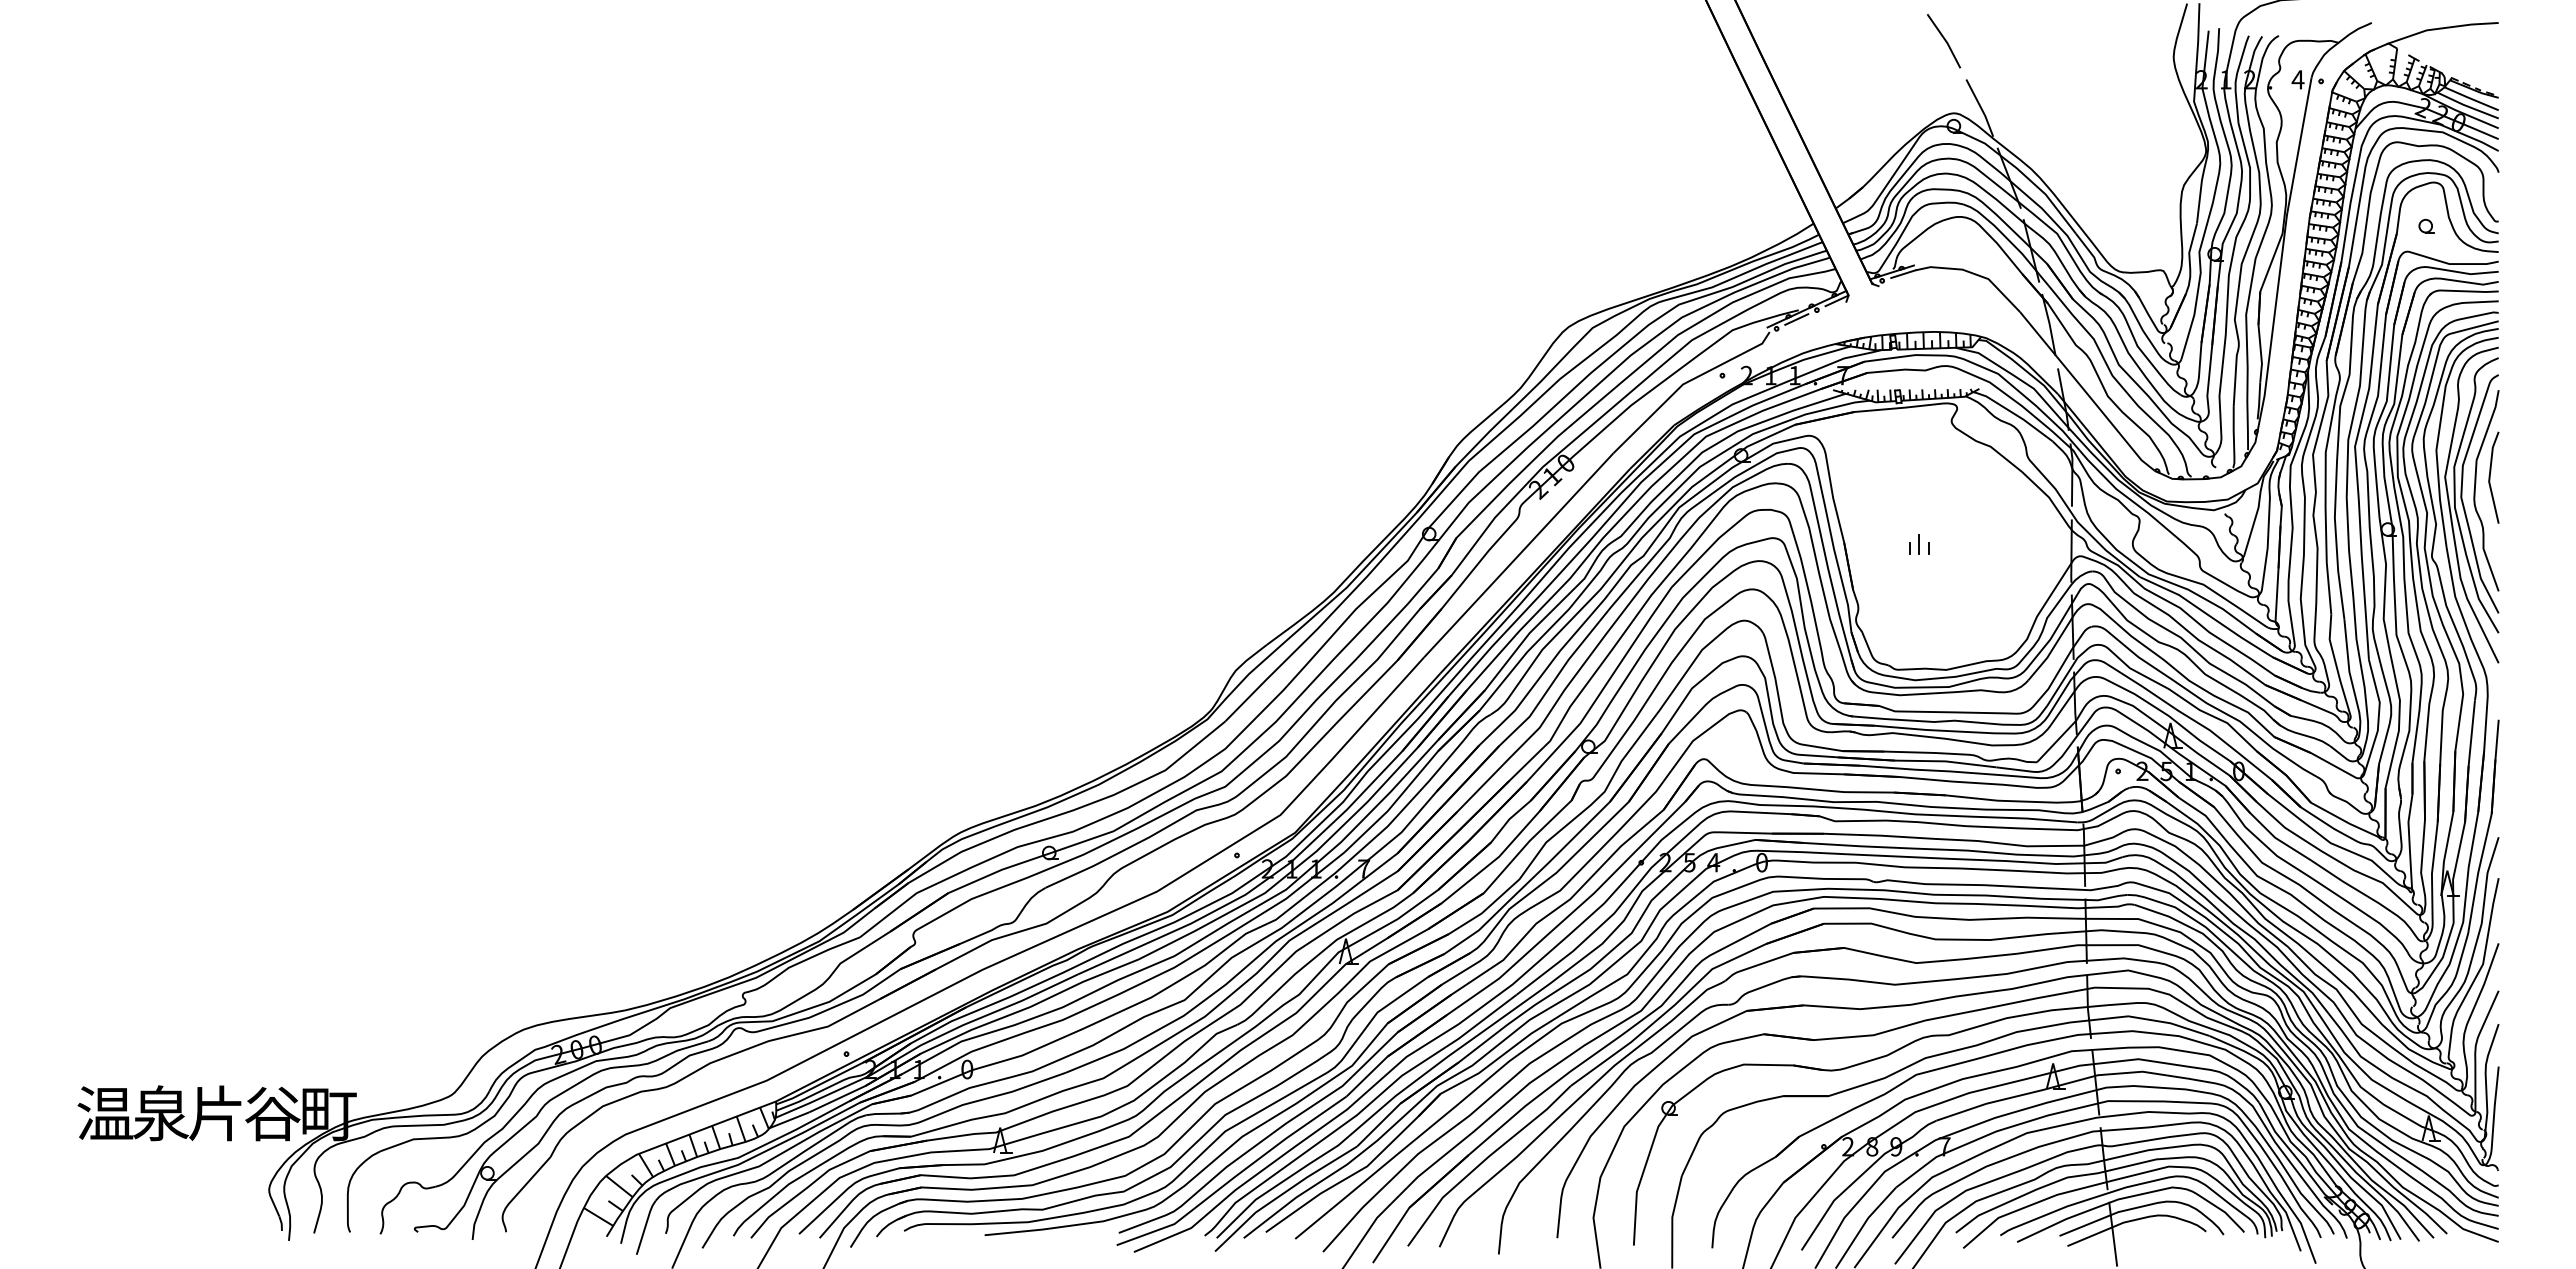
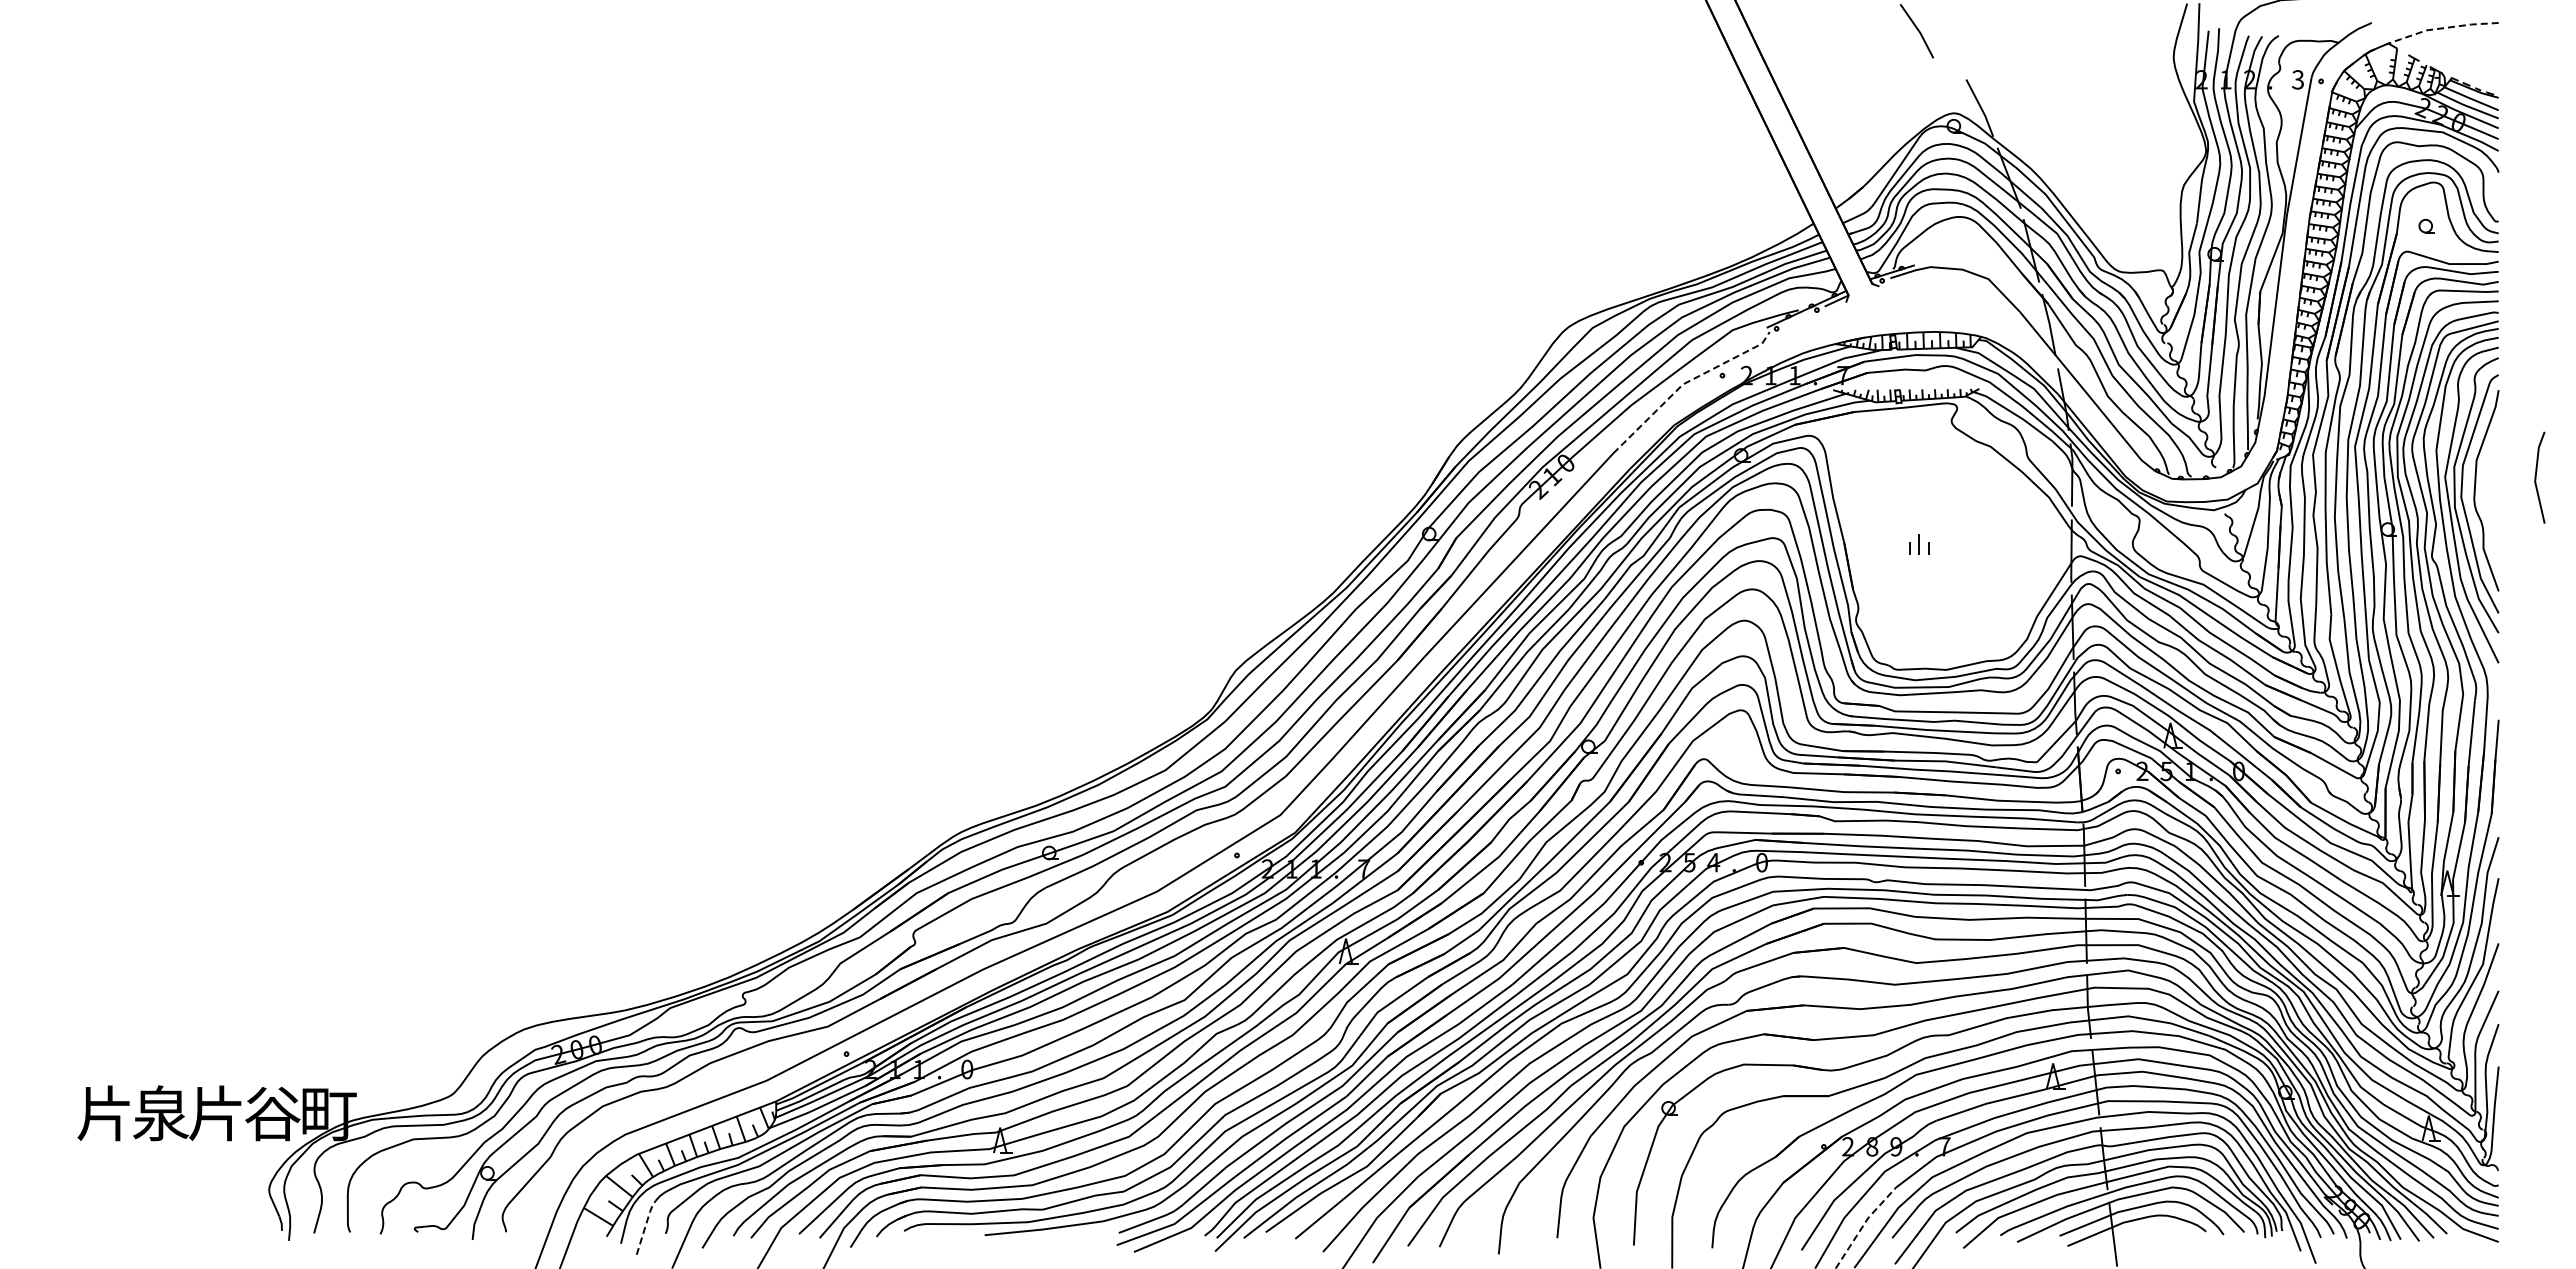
line: solid -> dashed (2442, 28)
line position: (1944, 40) -> (1917, 30) (1917, 30)
text: 4 -> 3 (2297, 79)
line: present -> none (1796, 319)
line: solid -> dashed (1685, 383)
line position: (2490, 477) -> (2536, 477) (2536, 477)
text: 温 -> 片 (105, 1113)
line: solid -> dashed (645, 1225)
line: solid -> dashed (1863, 1225)
